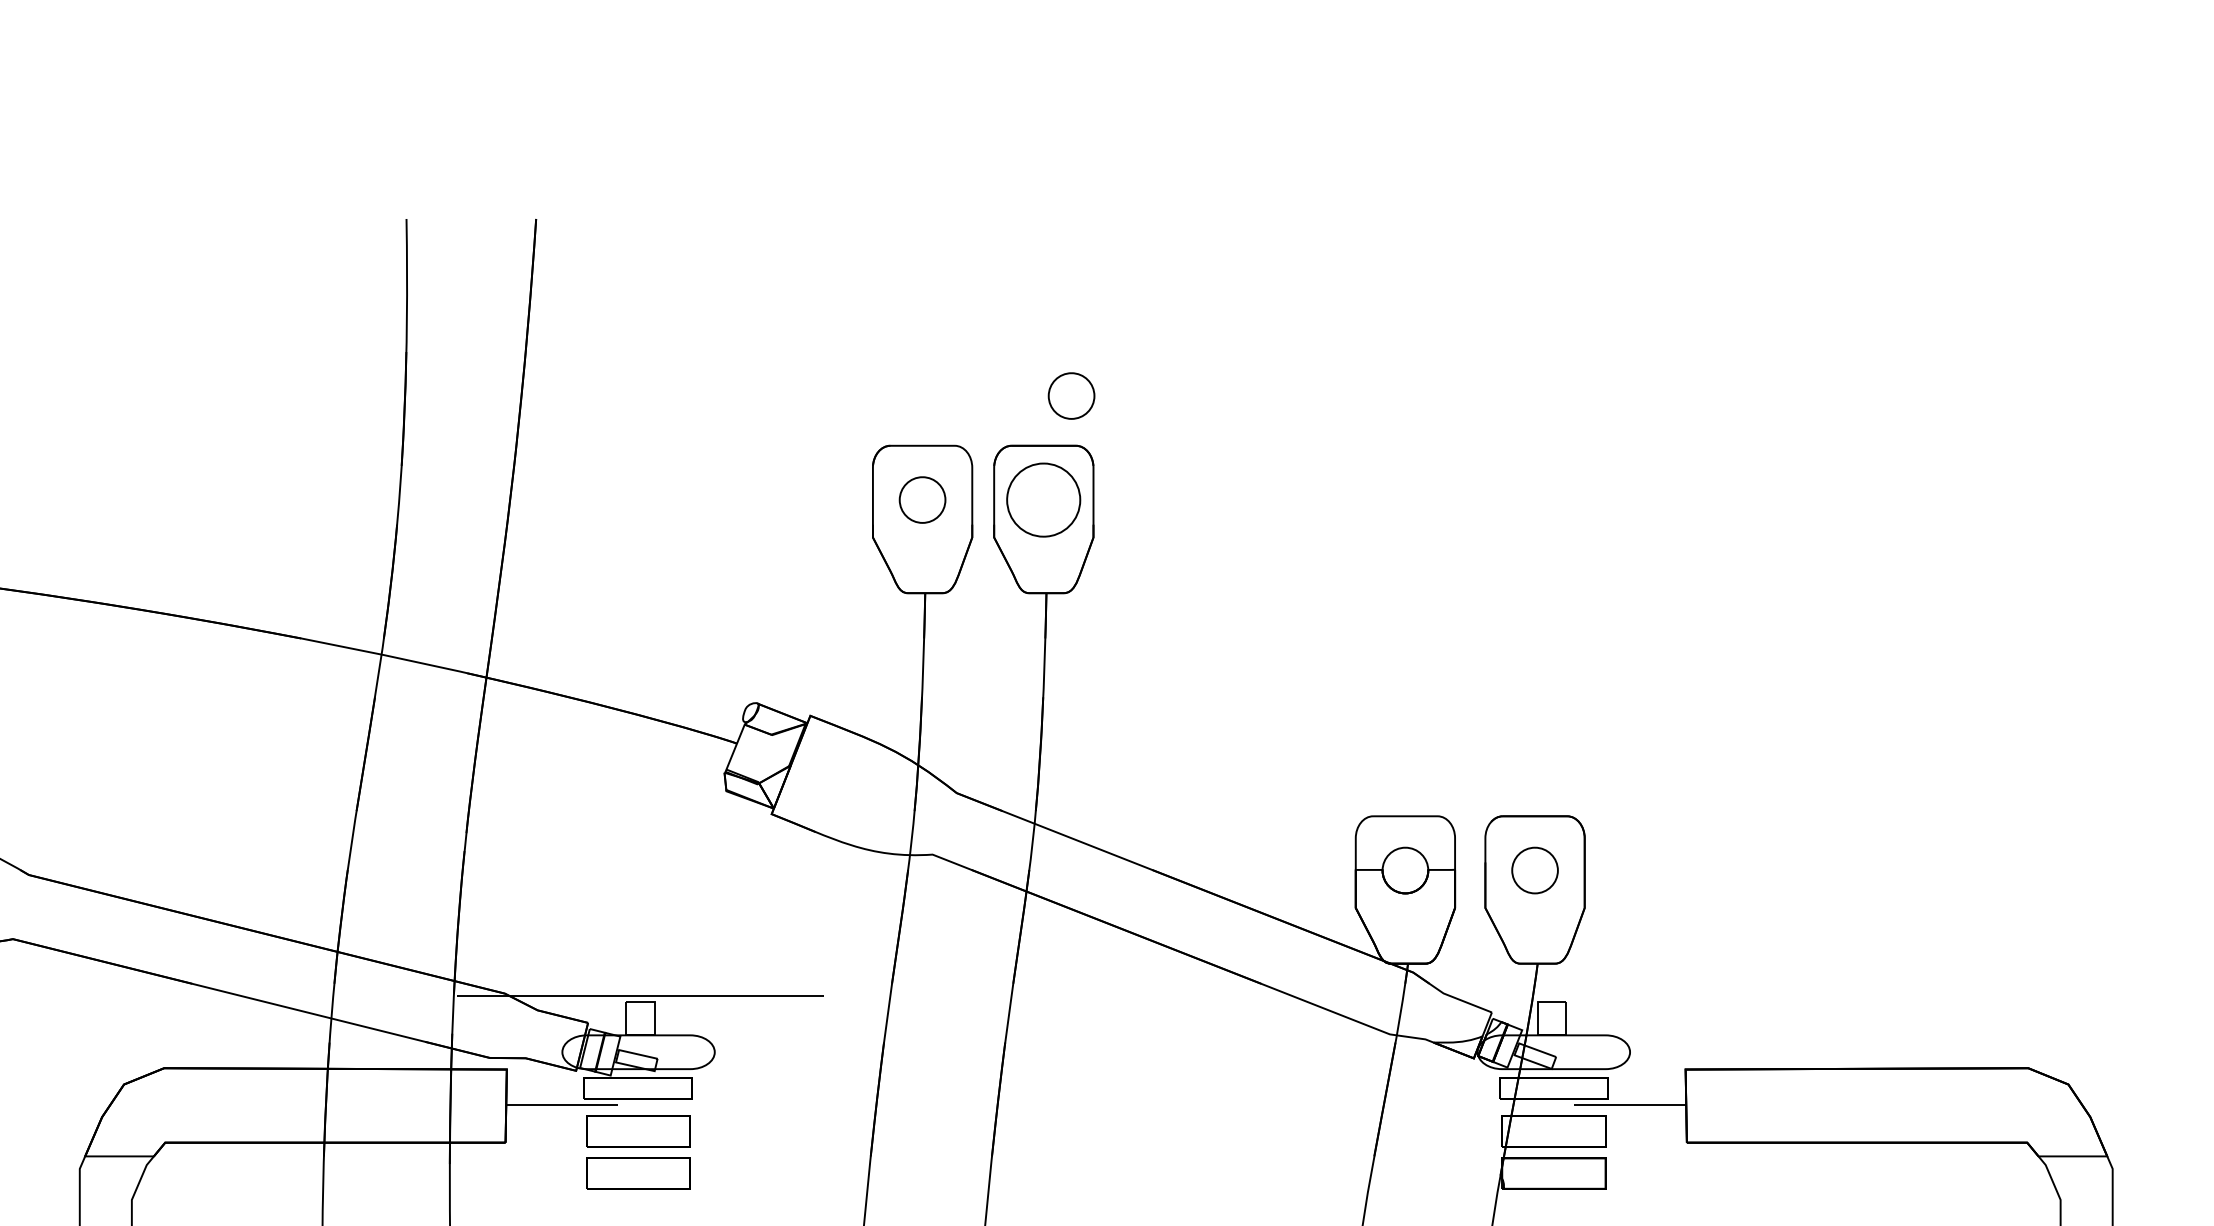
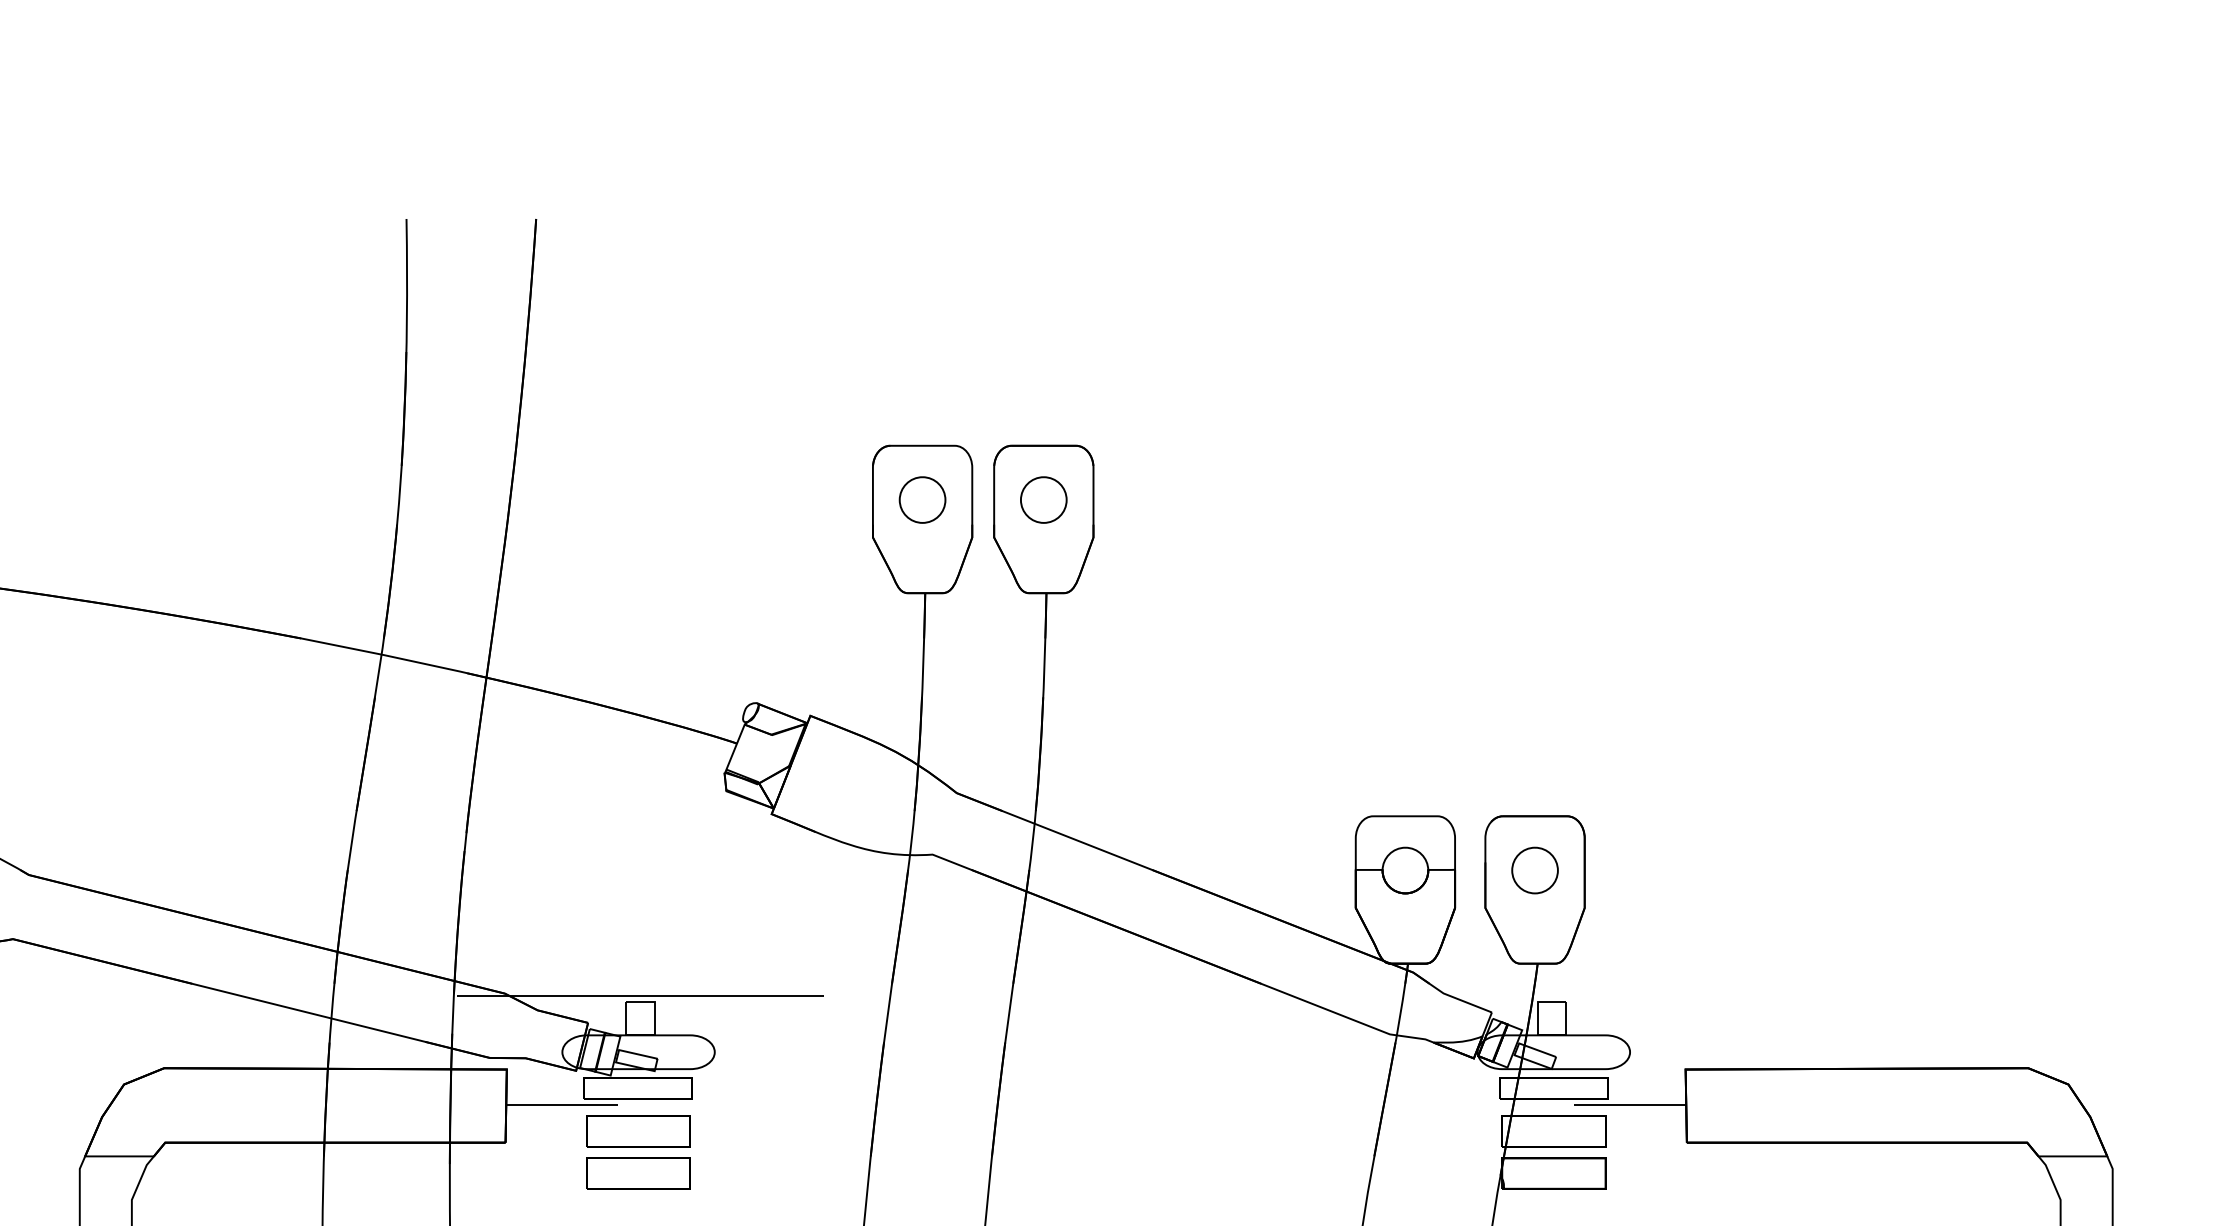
part: present -> none (1071, 395)
part size: 76x76 px -> 48x48 px (1043, 499)
